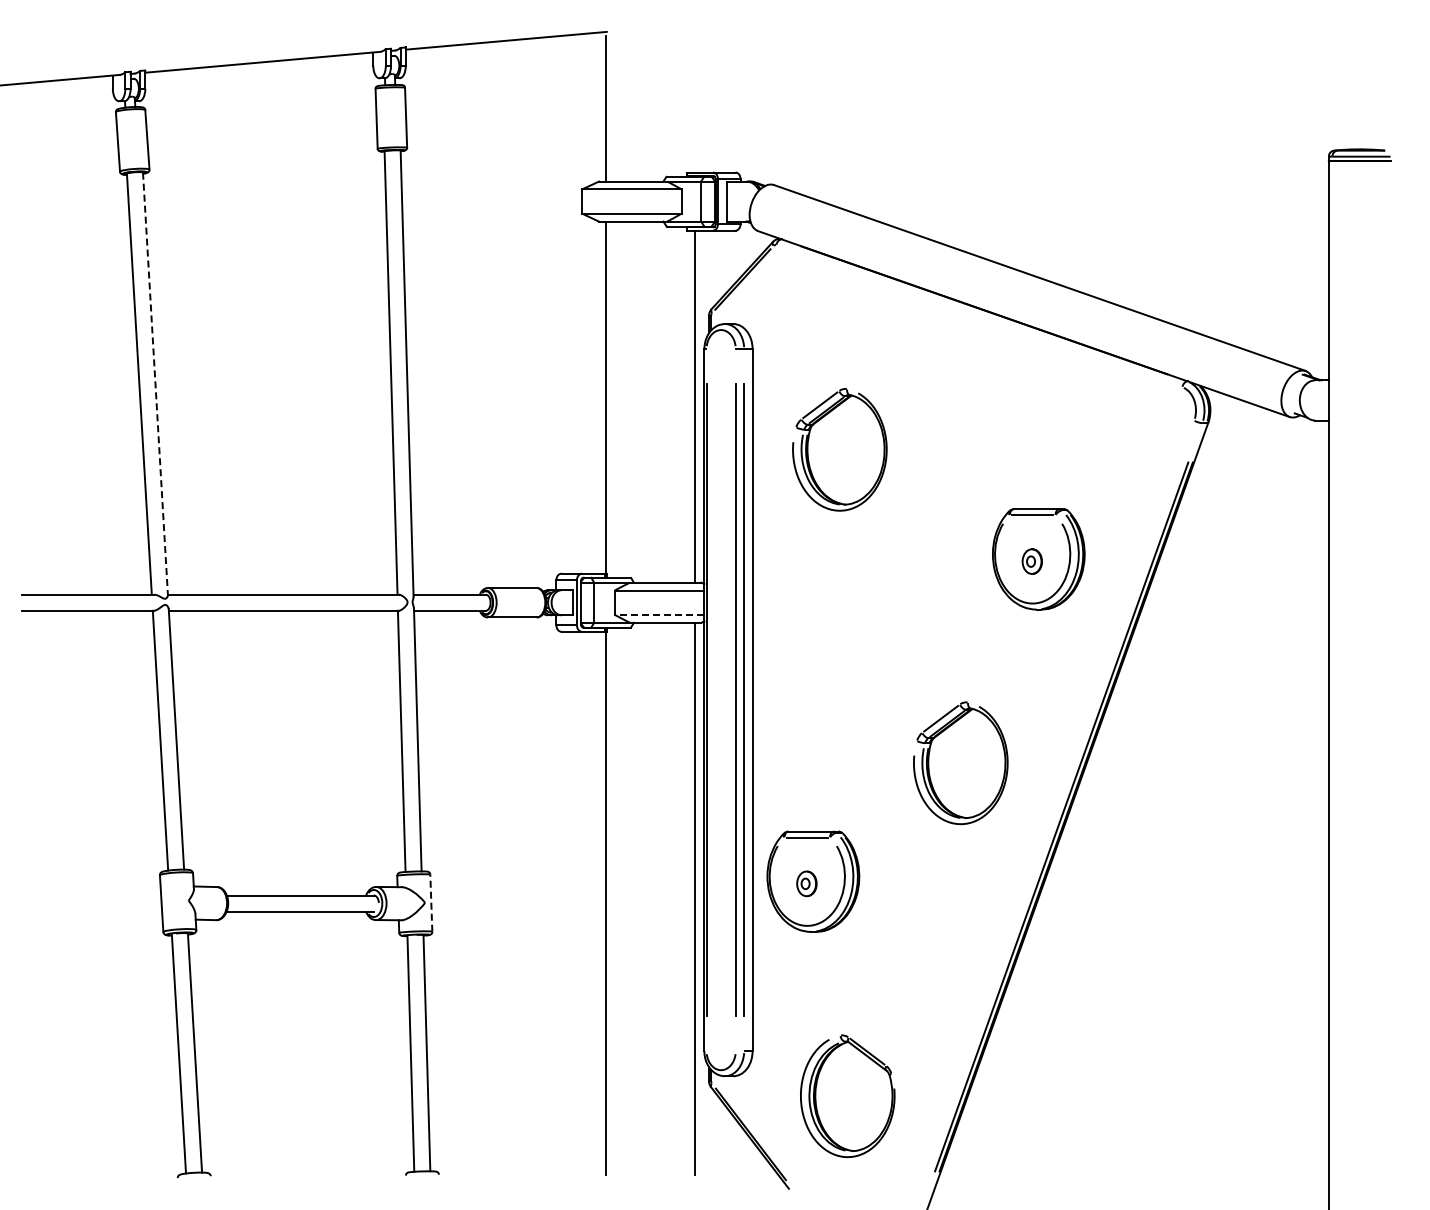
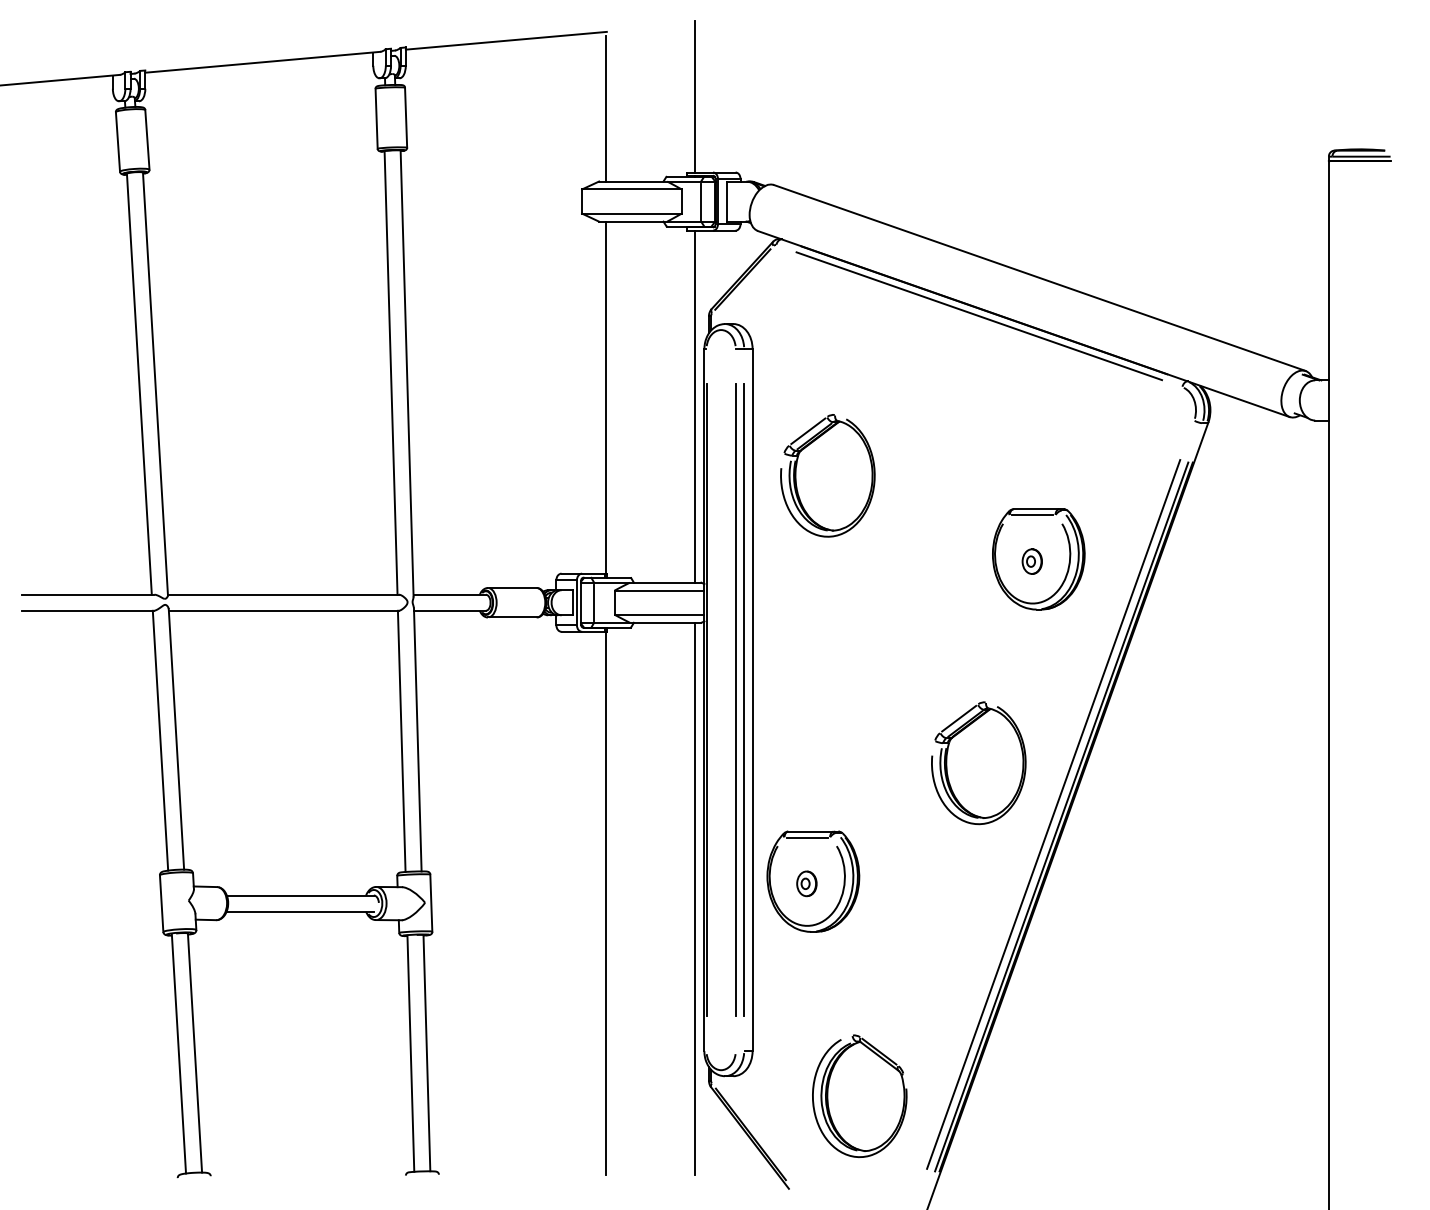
line: none -> present (694, 96)
line: none -> present (979, 316)
line: dashed -> solid (155, 384)
part position: (839, 449) -> (827, 475) (827, 475)
line: dashed -> solid (659, 614)
part position: (960, 763) -> (978, 763) (978, 763)
line: none -> present (1053, 814)
line: dashed -> solid (431, 903)
part position: (847, 1095) -> (859, 1095) (859, 1095)
